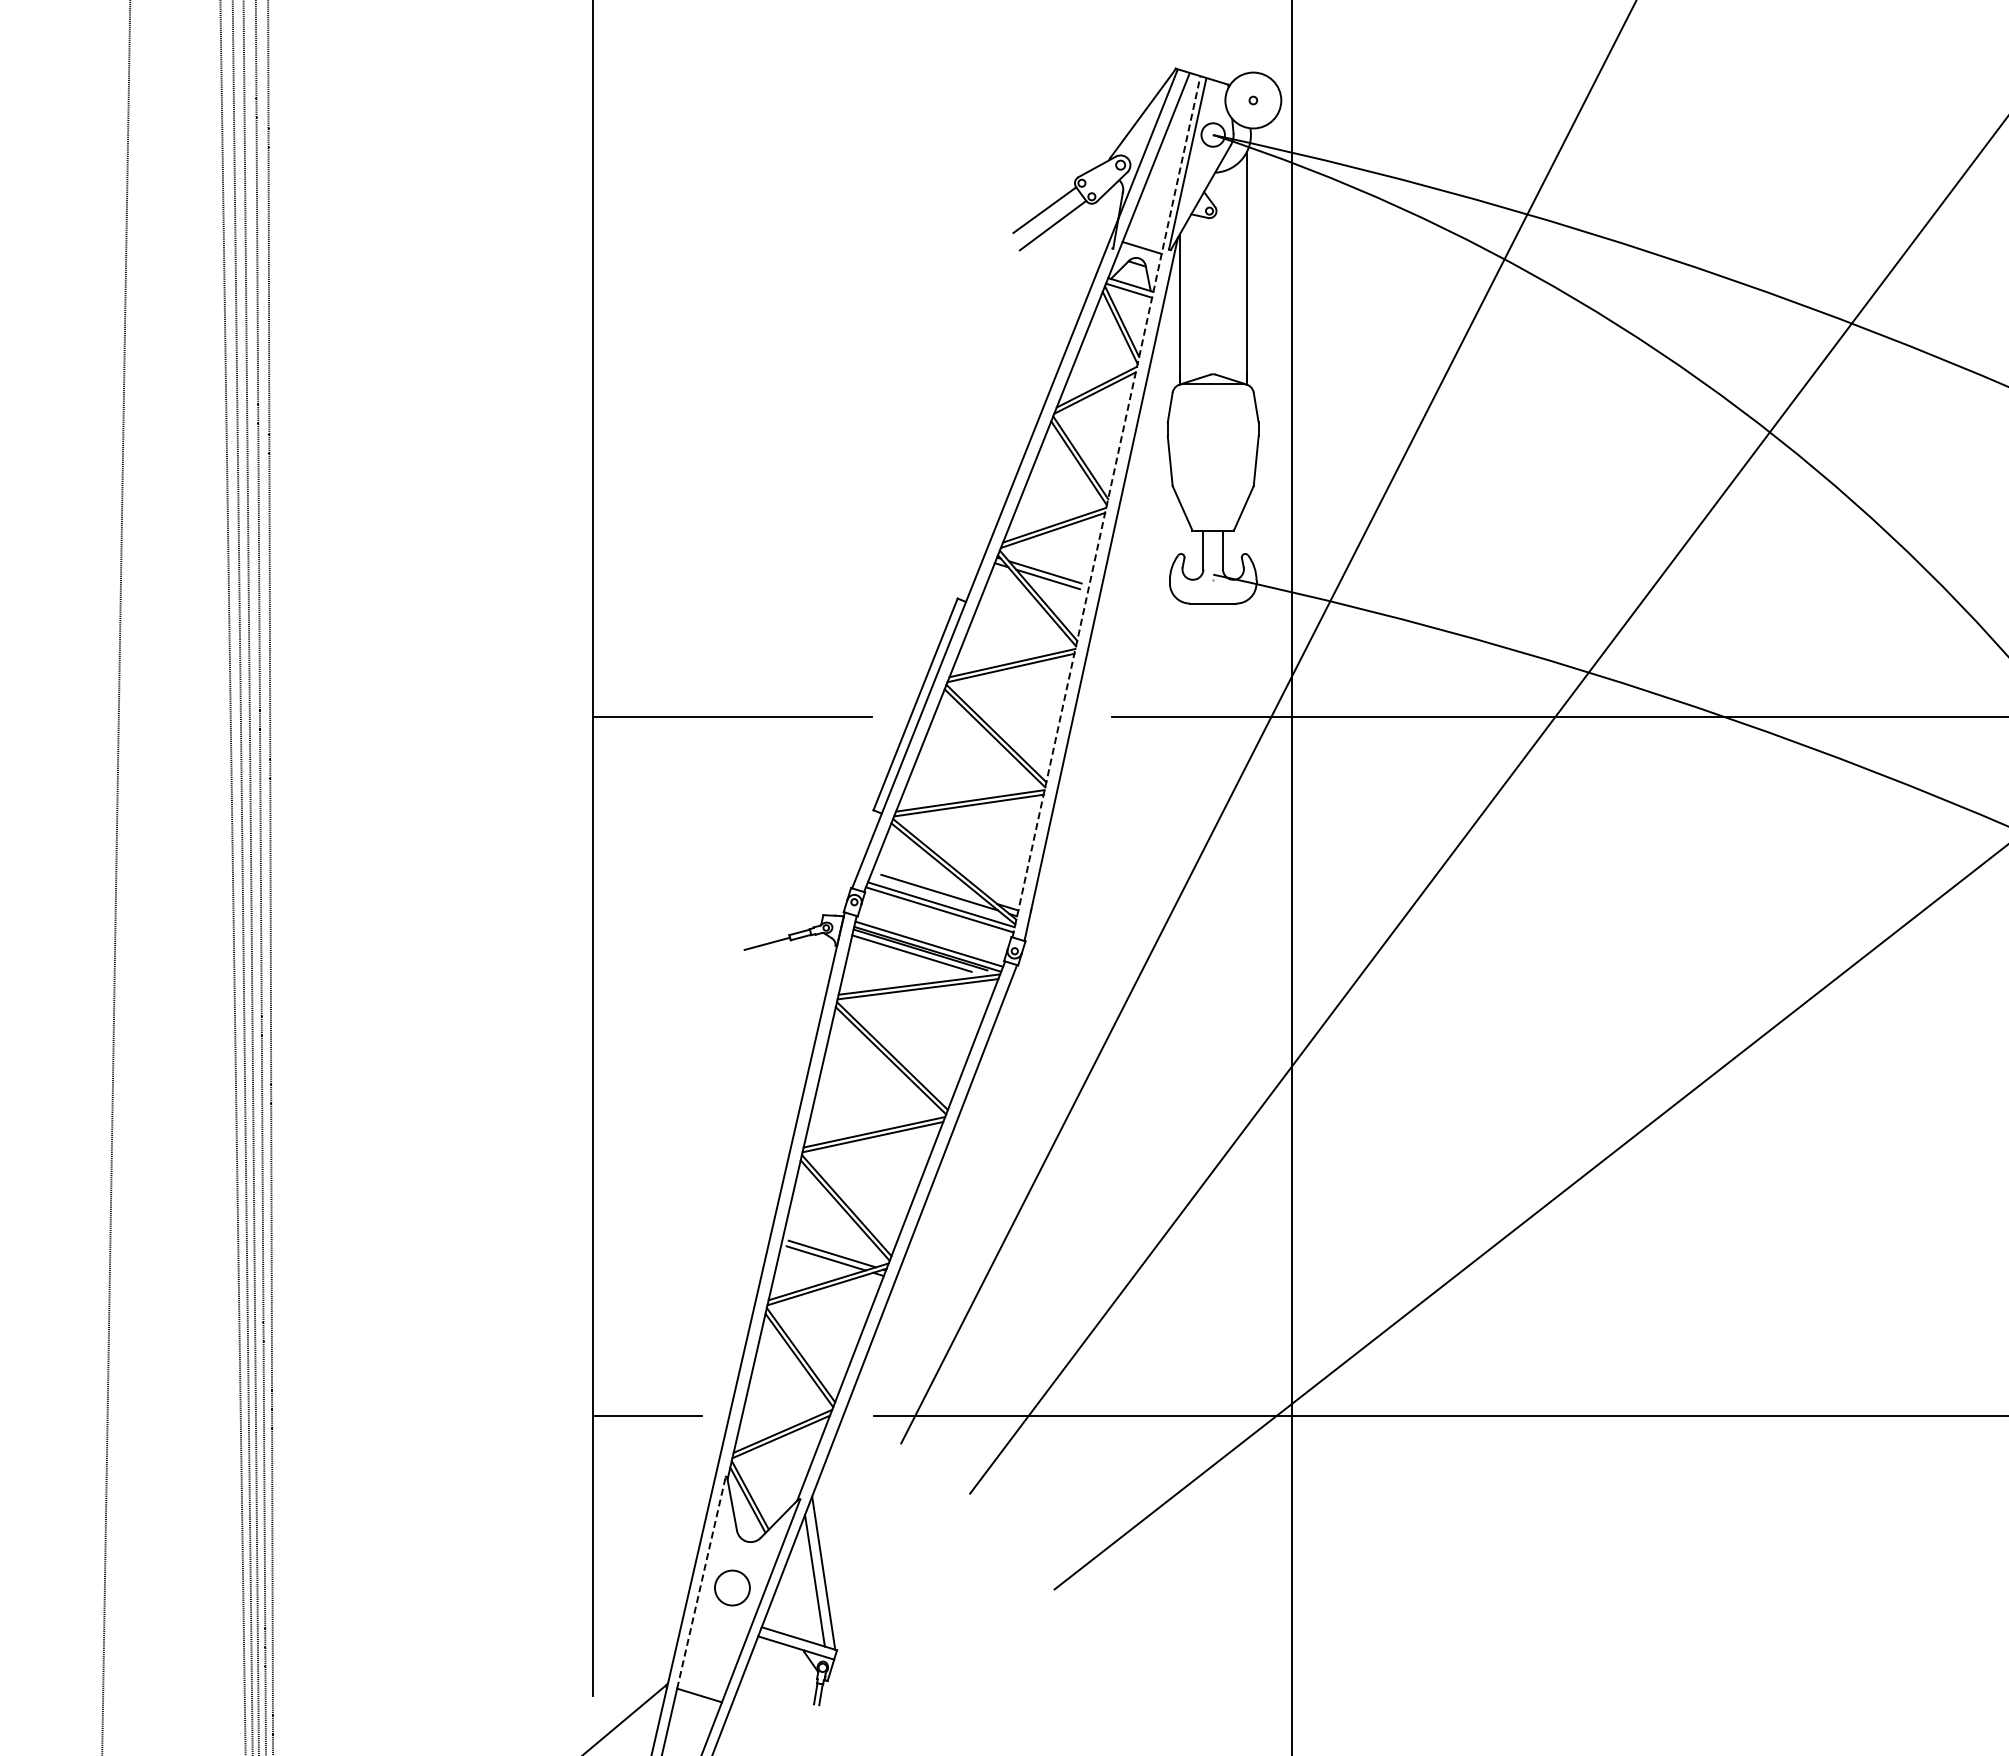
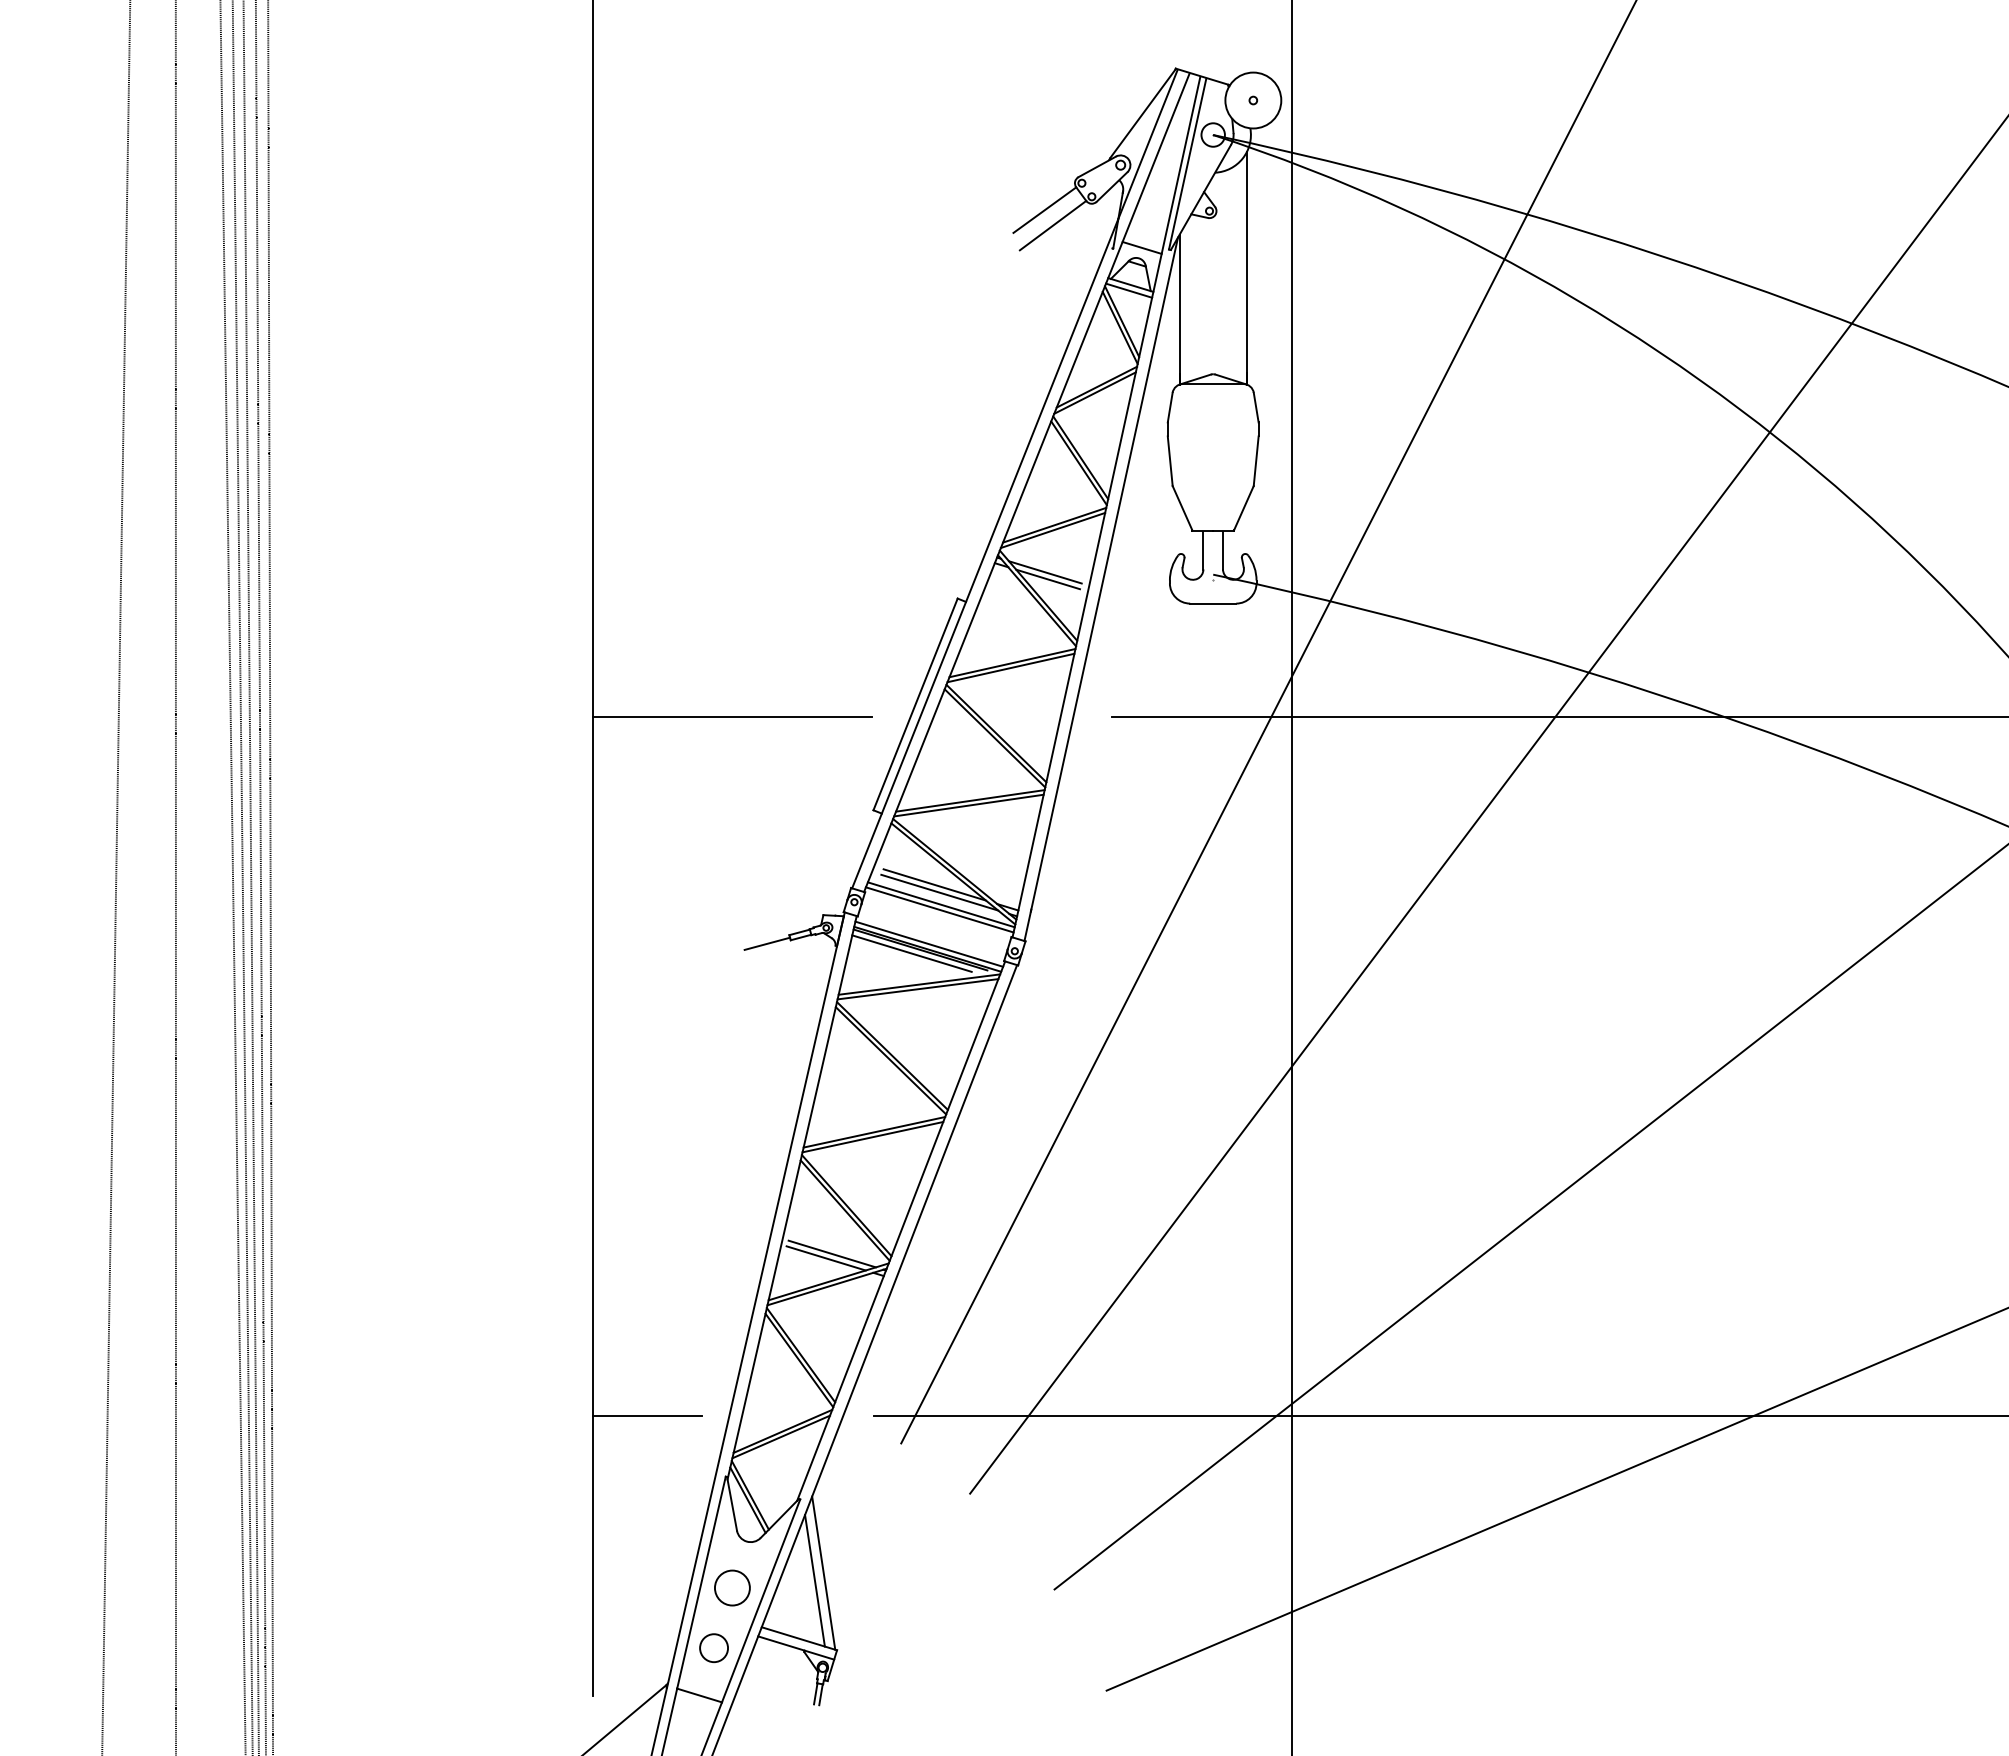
line: dashed -> solid (1106, 506)
line: none -> present (175, 877)
line: none -> present (934, 884)
line: none -> present (1555, 1499)
line: dashed -> solid (701, 1582)
circle: none -> present (713, 1648)
